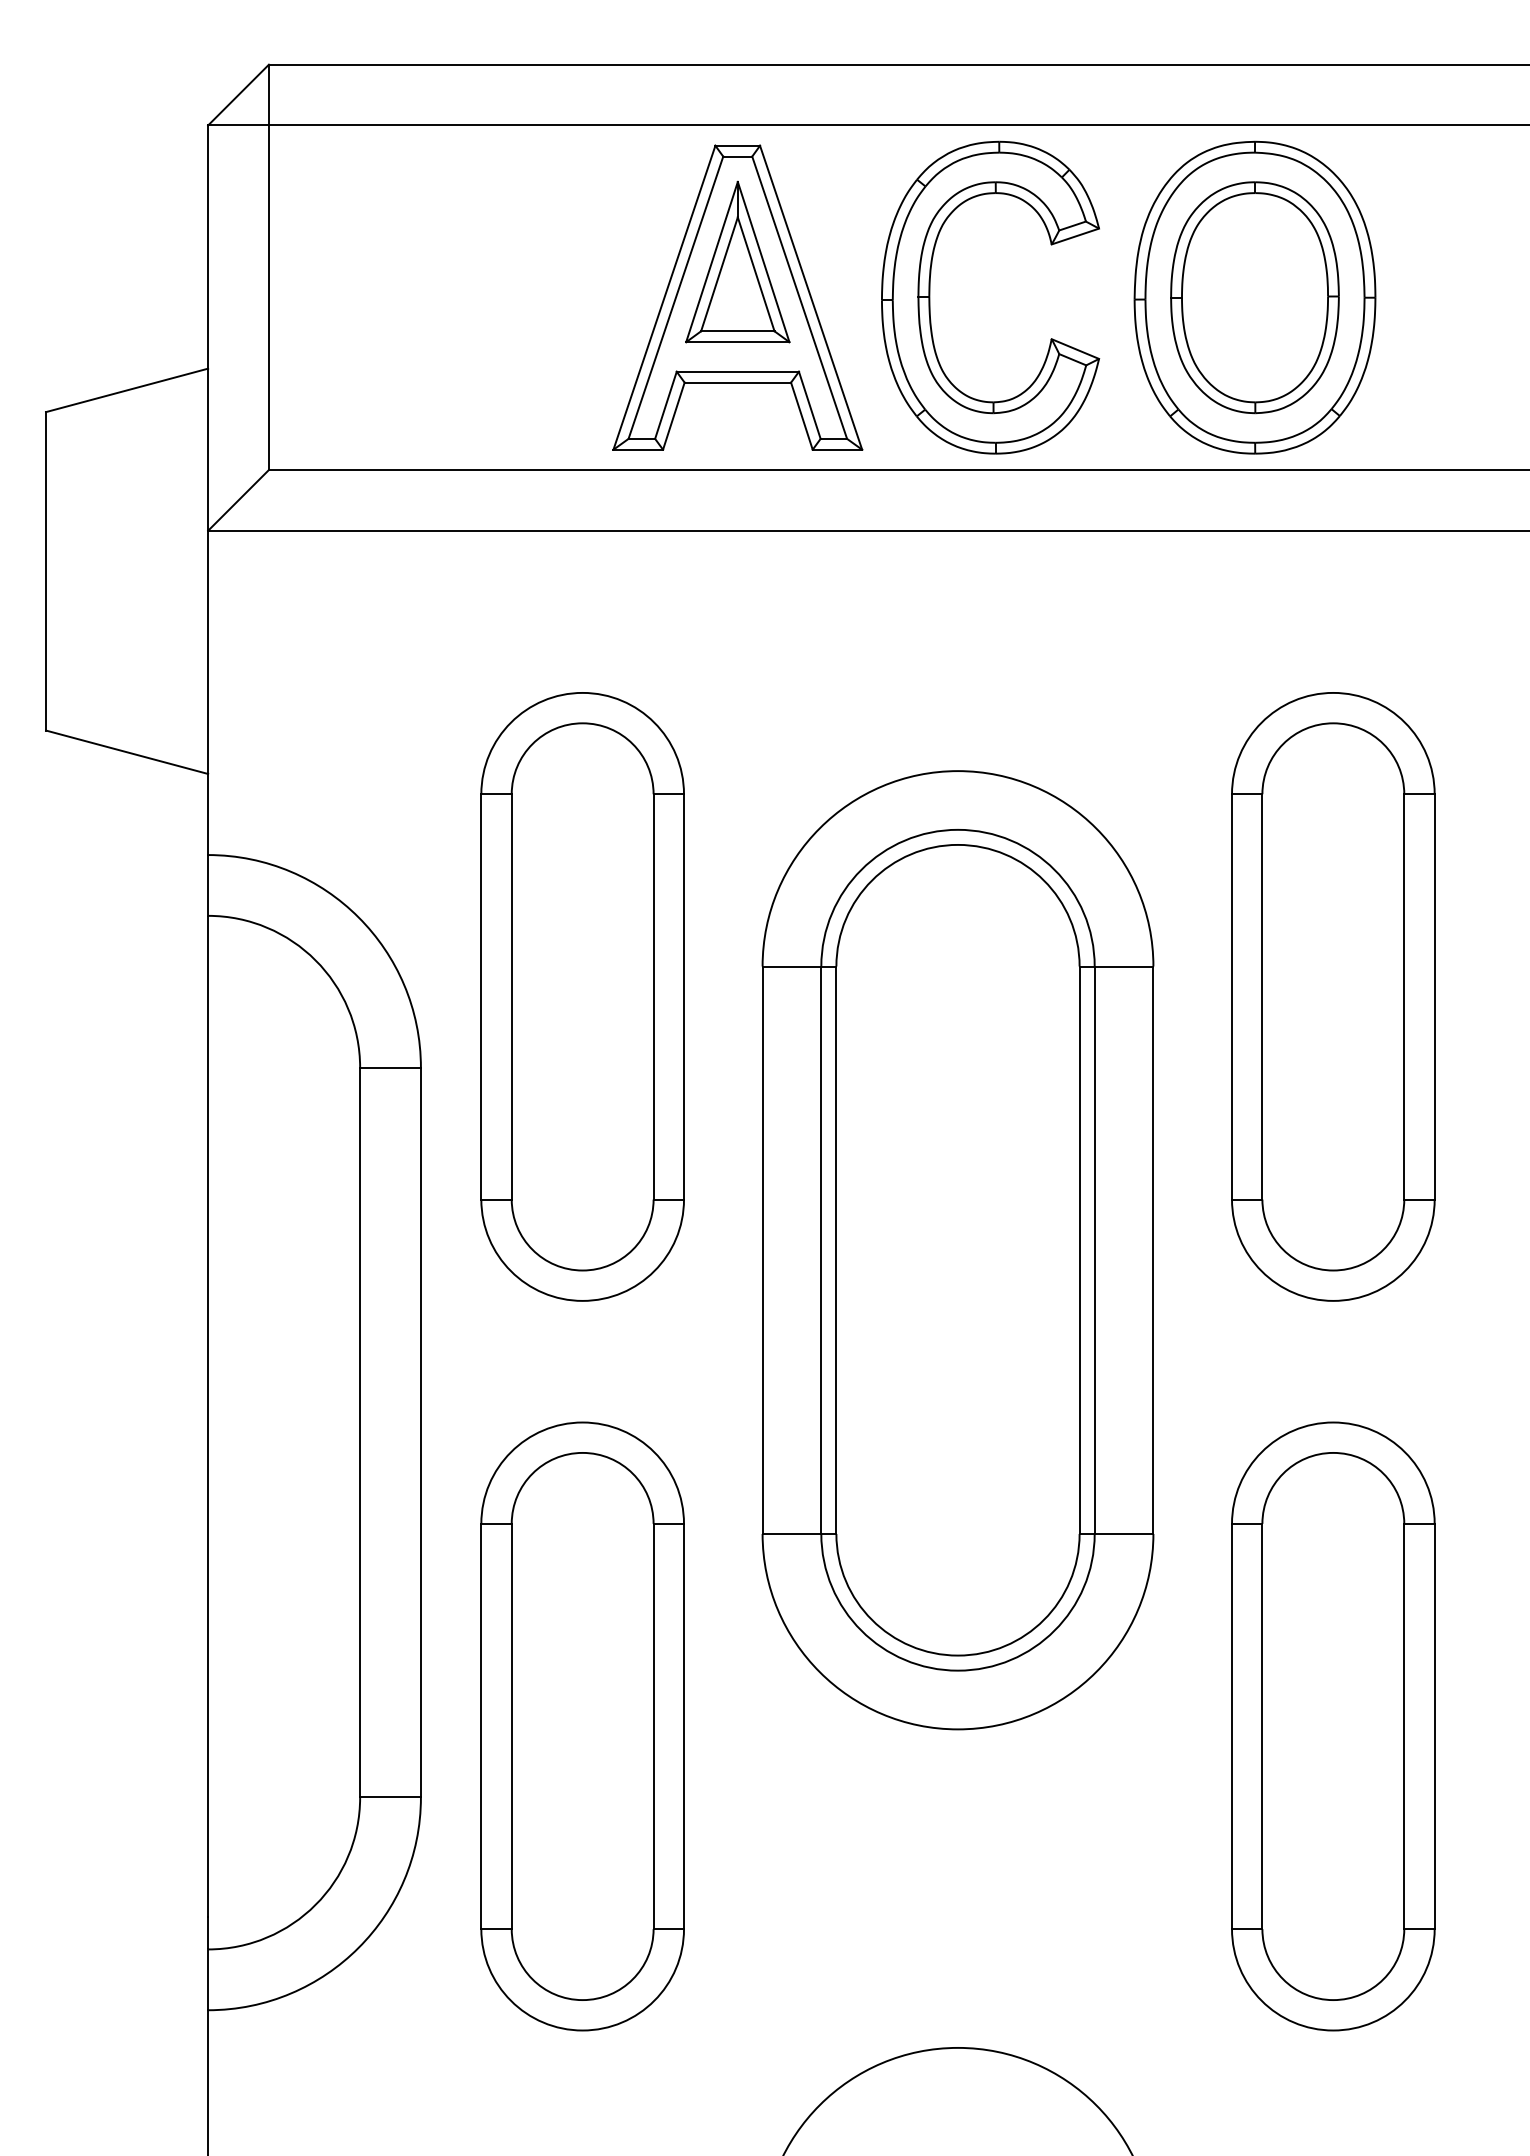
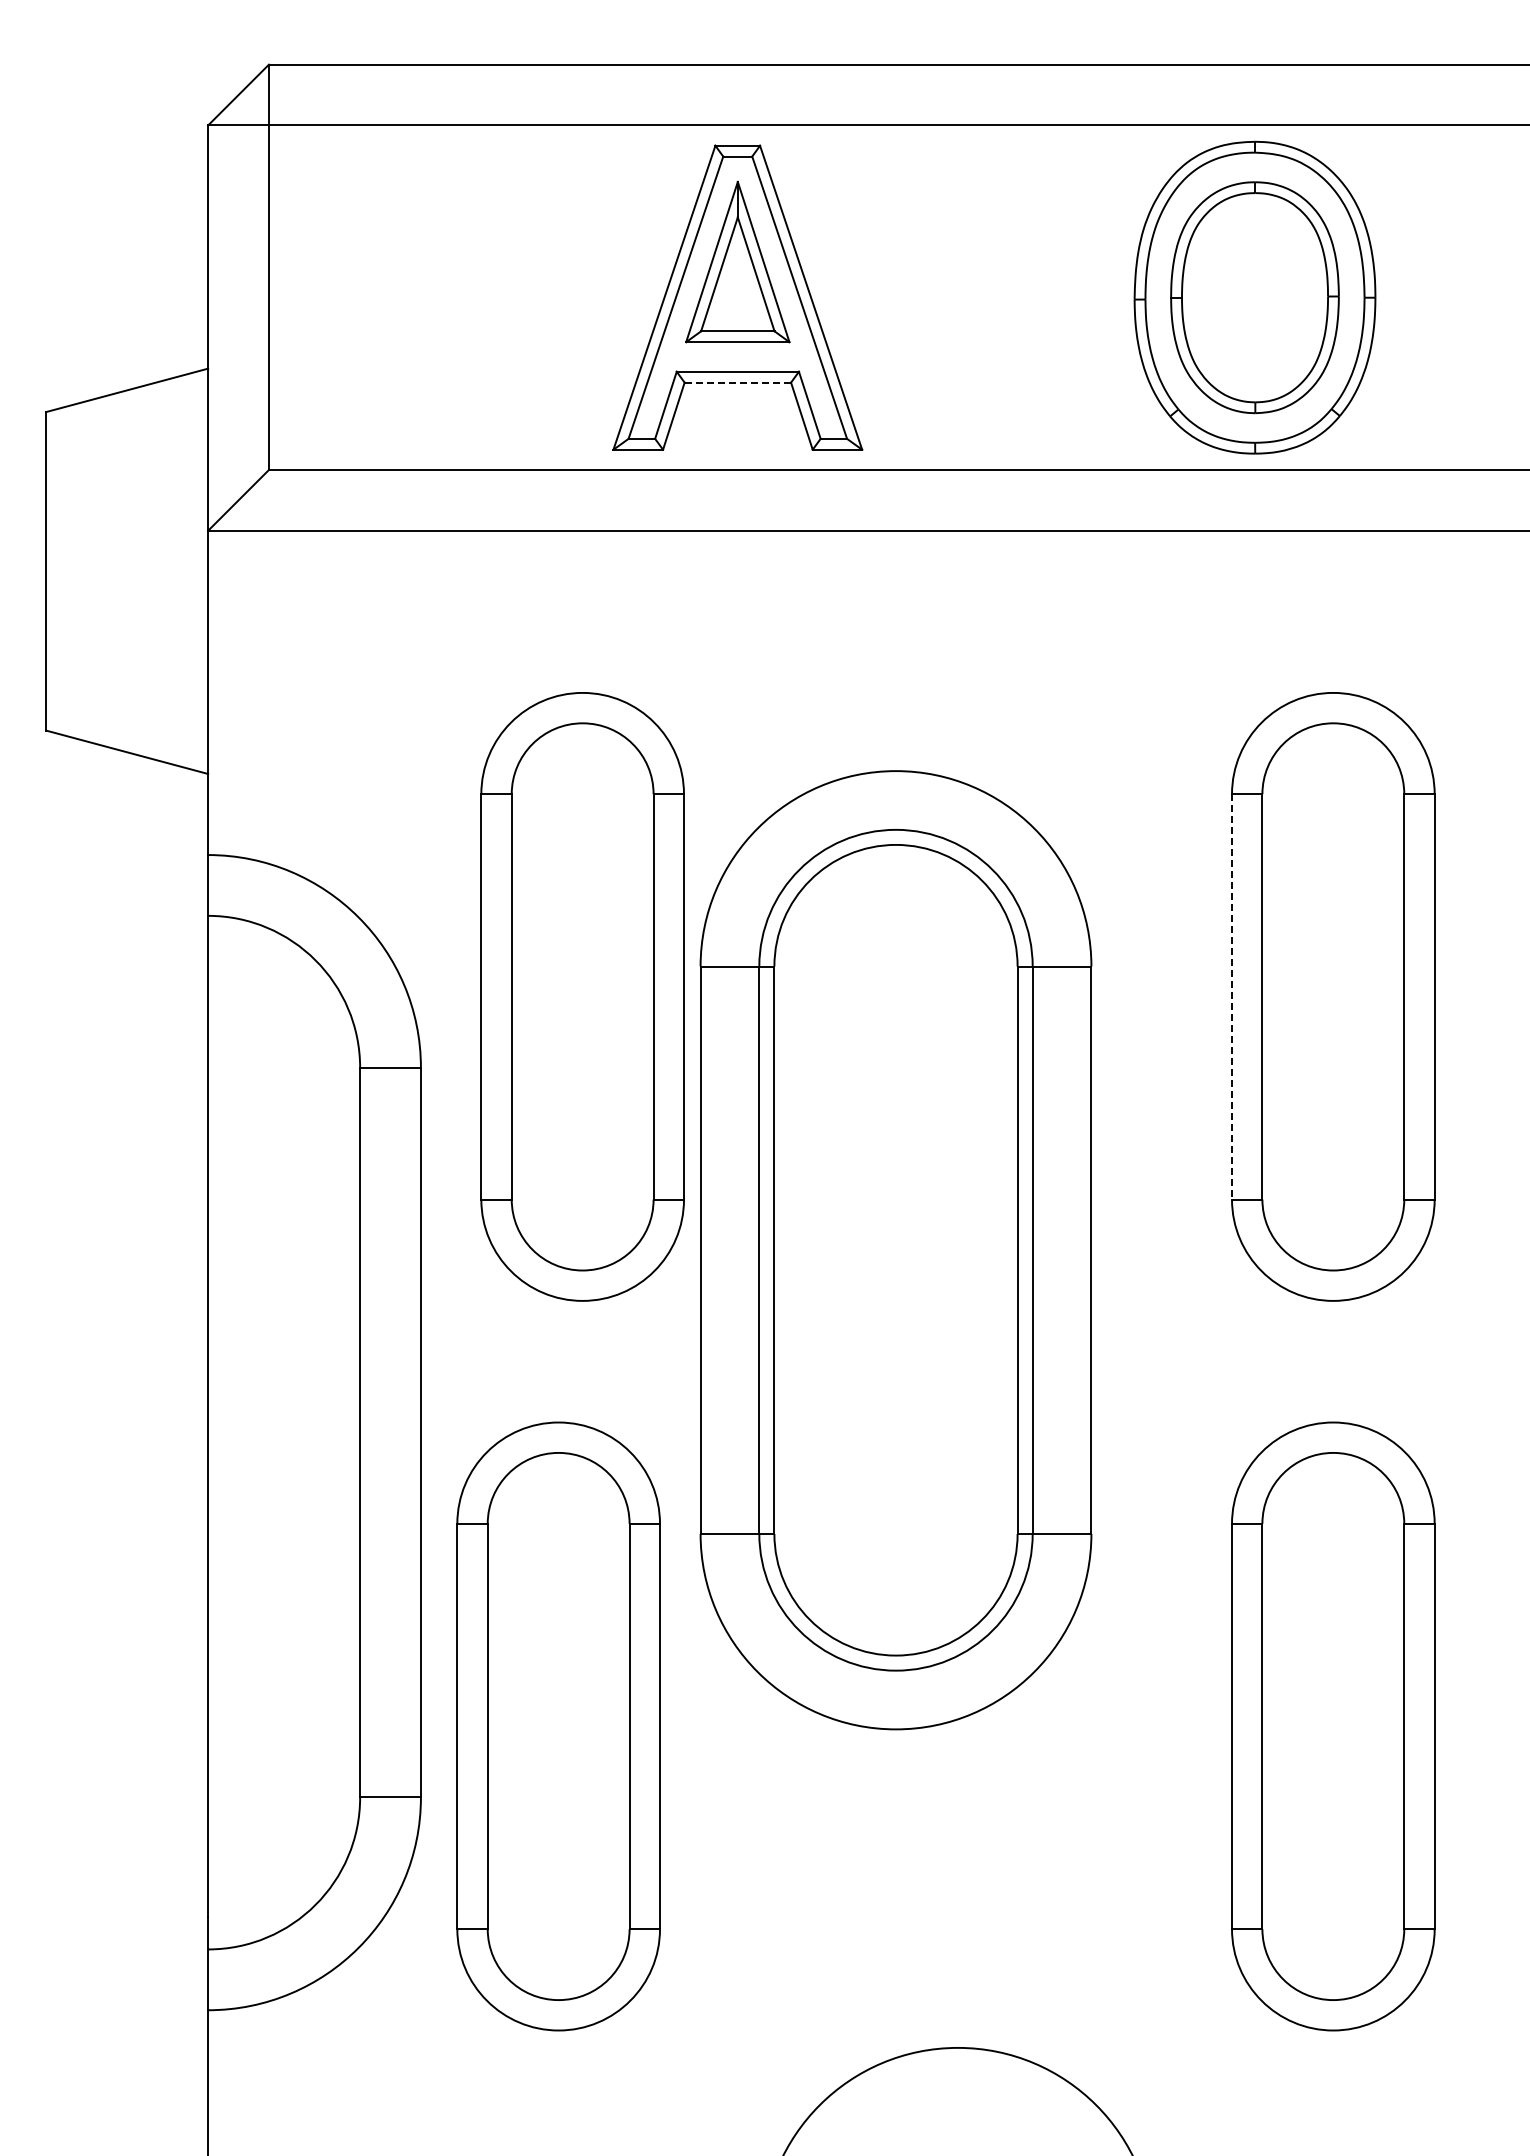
part: present -> none (930, 297)
line: solid -> dashed (737, 382)
line: solid -> dashed (1232, 996)
part position: (957, 1250) -> (895, 1250) (895, 1250)
part position: (582, 1726) -> (558, 1726) (558, 1726)
